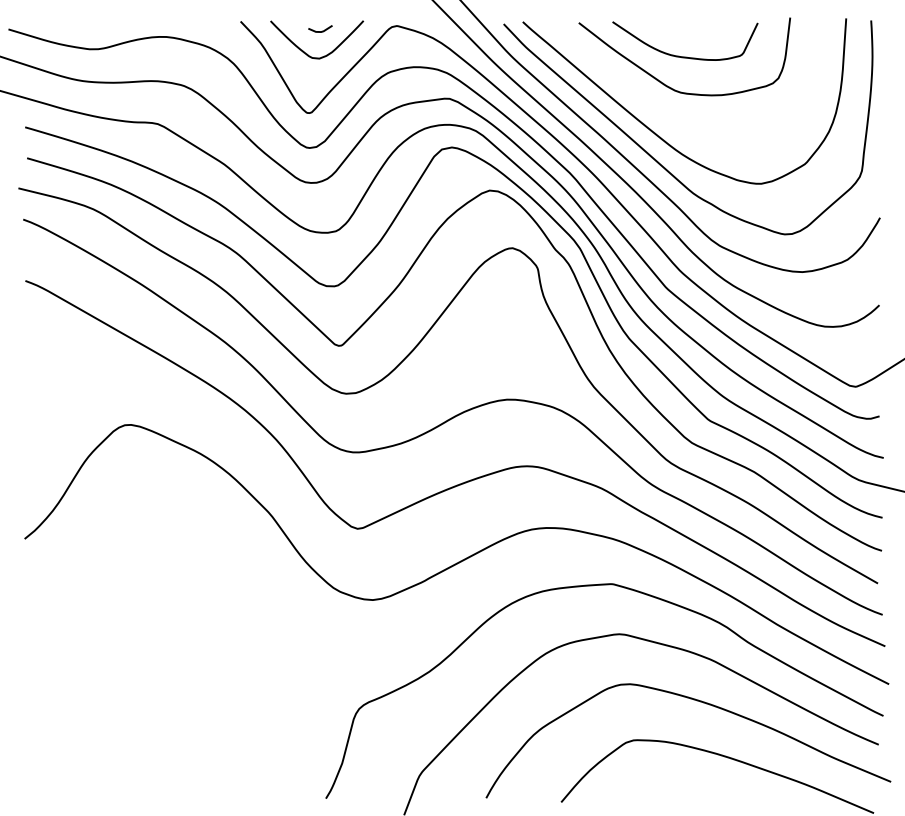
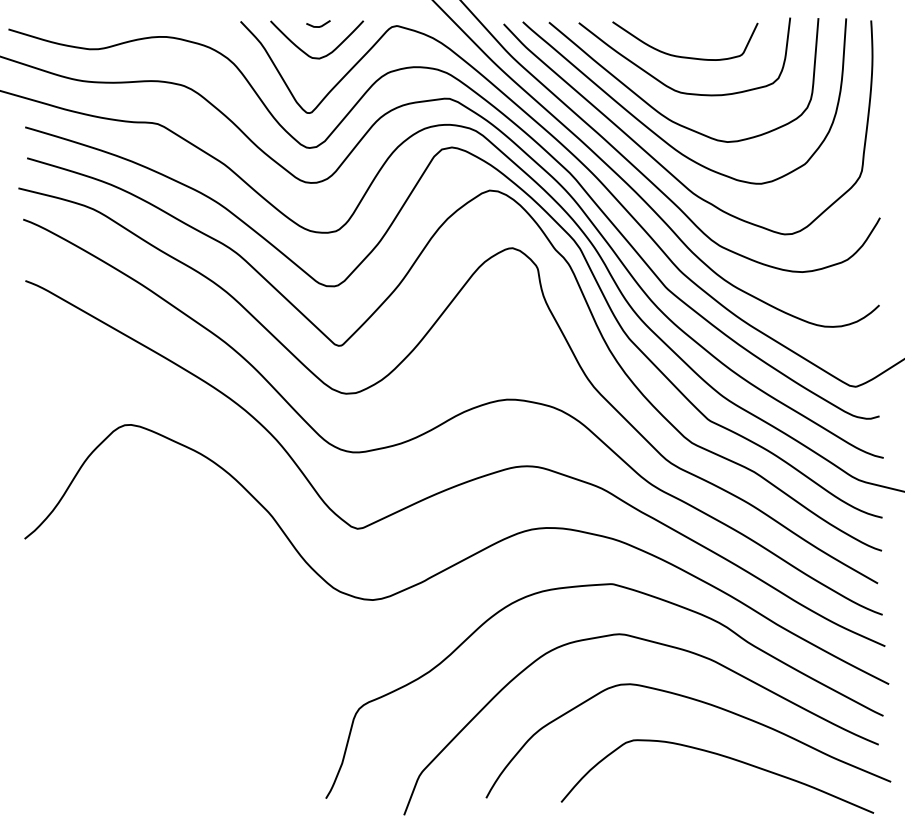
line position: (322, 30) -> (320, 25) (320, 25)
curve: none -> present (659, 111)
